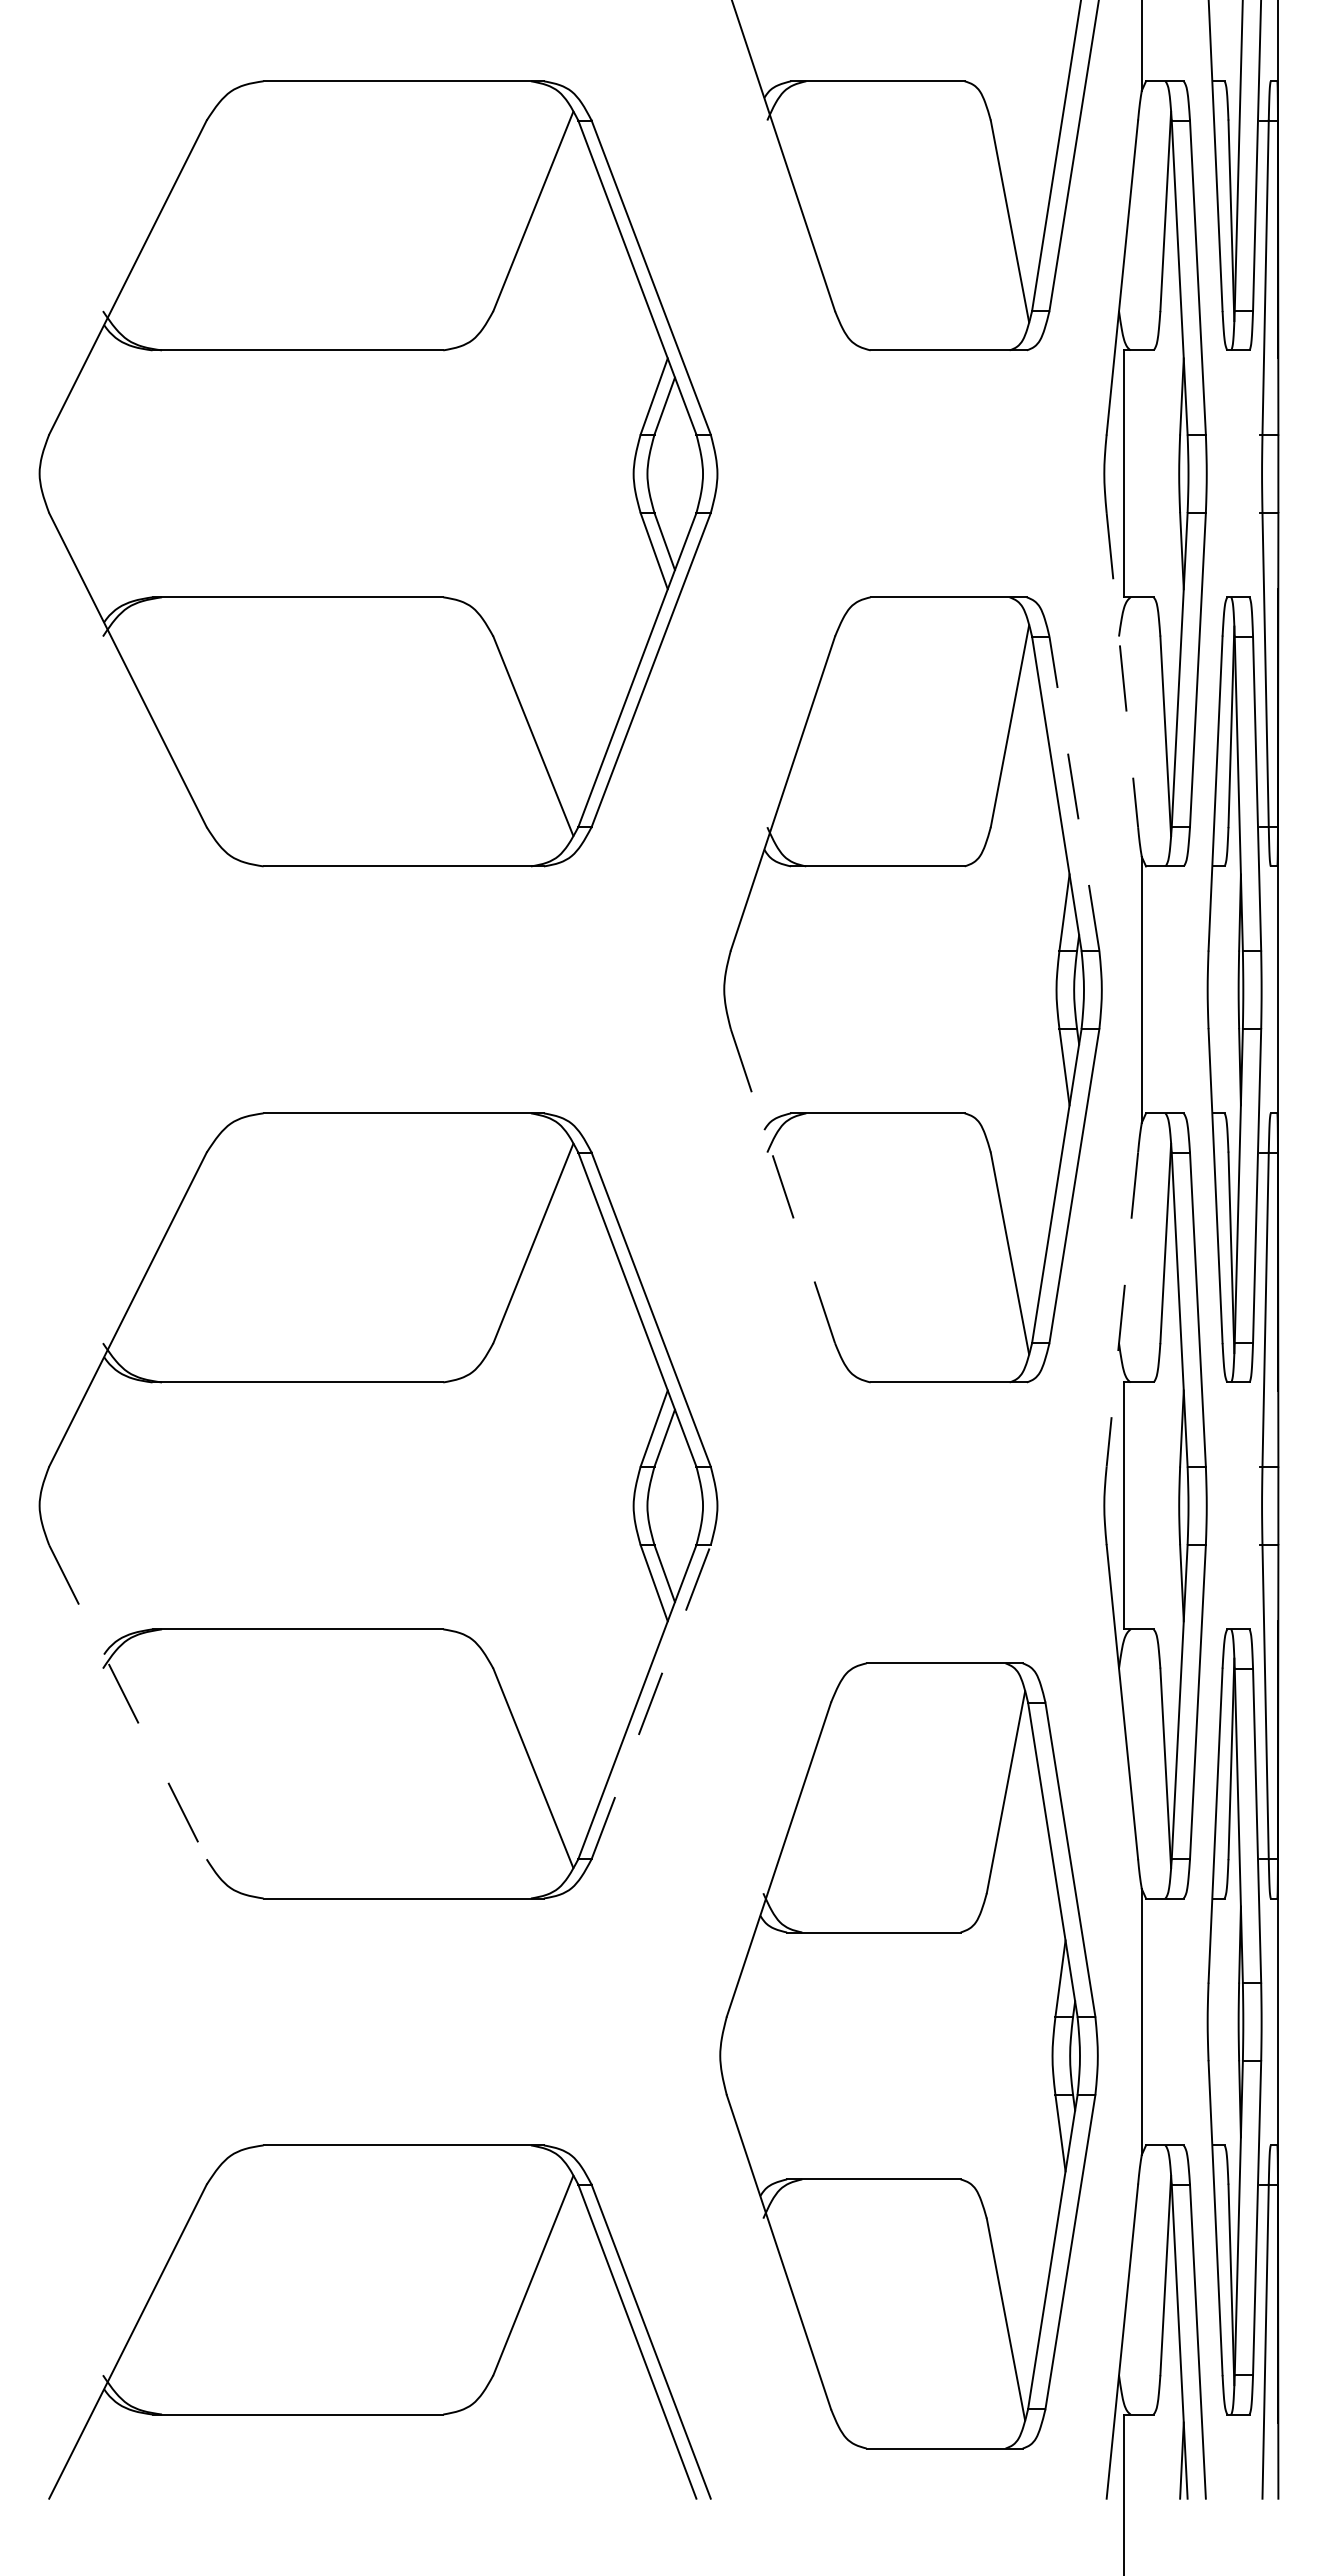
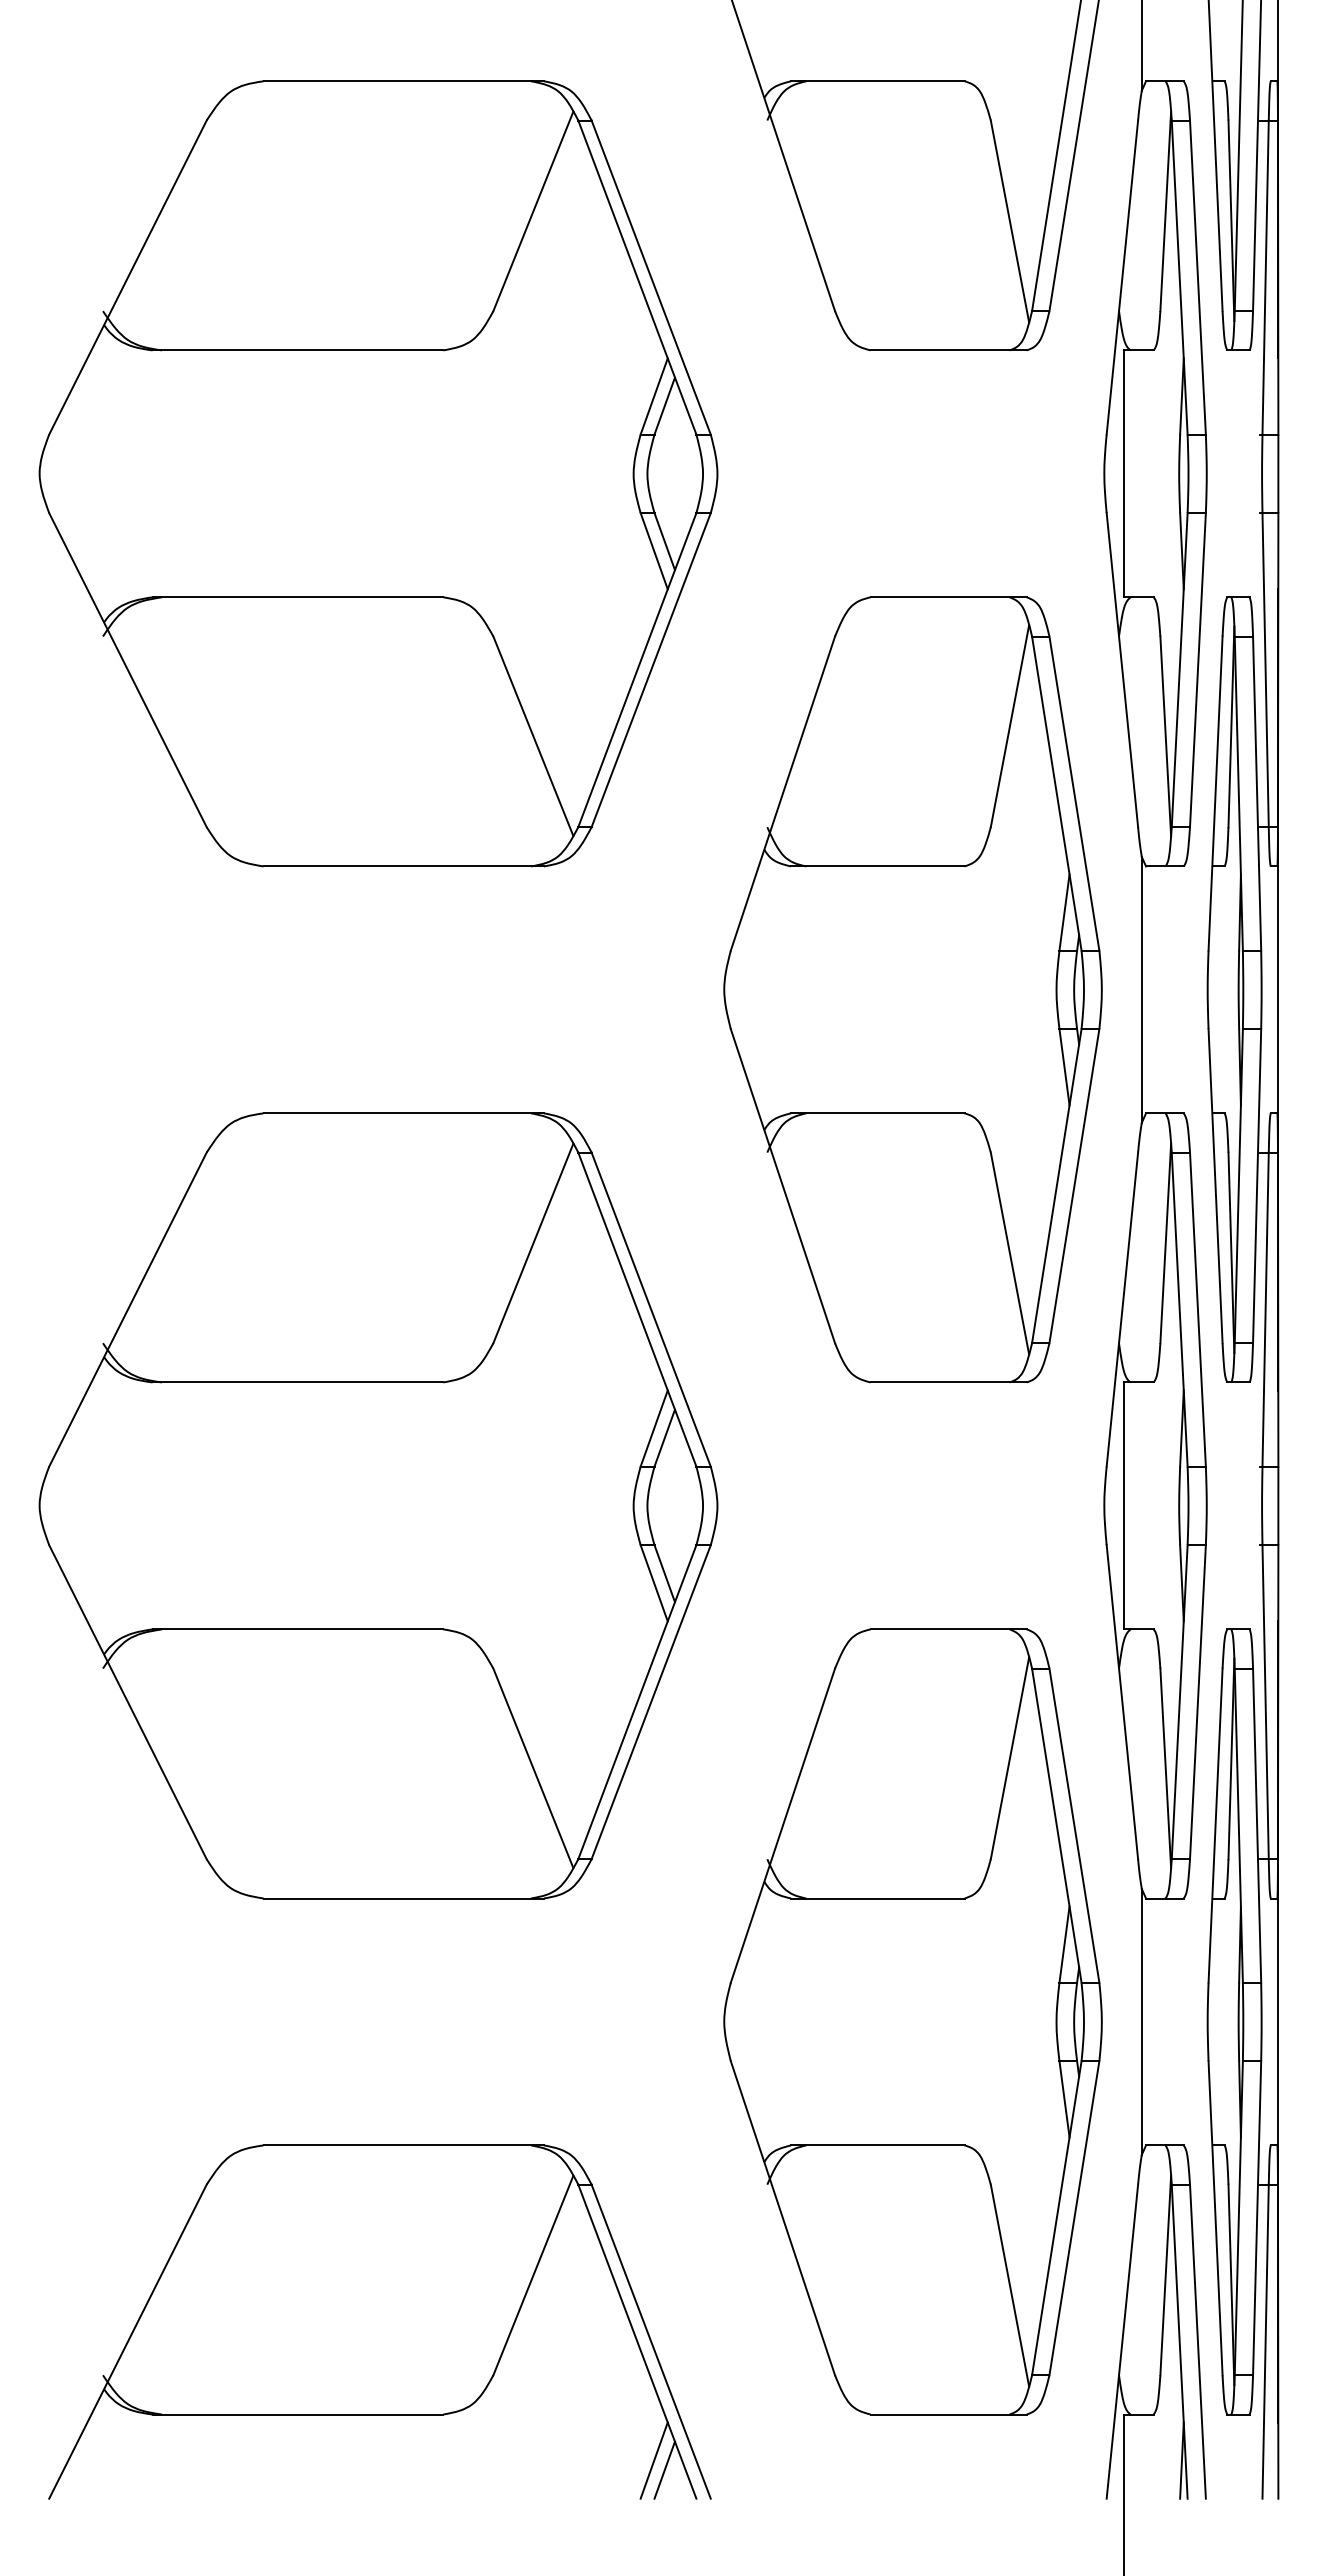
line: dashed -> solid (1122, 670)
line: dashed -> solid (1074, 793)
line: dashed -> solid (783, 1186)
line: dashed -> solid (1122, 1309)
line: dashed -> solid (127, 1702)
line: dashed -> solid (651, 1702)
part position: (908, 2055) -> (912, 2021) (912, 2021)
line: none -> present (653, 2460)
line: none -> present (664, 2469)
